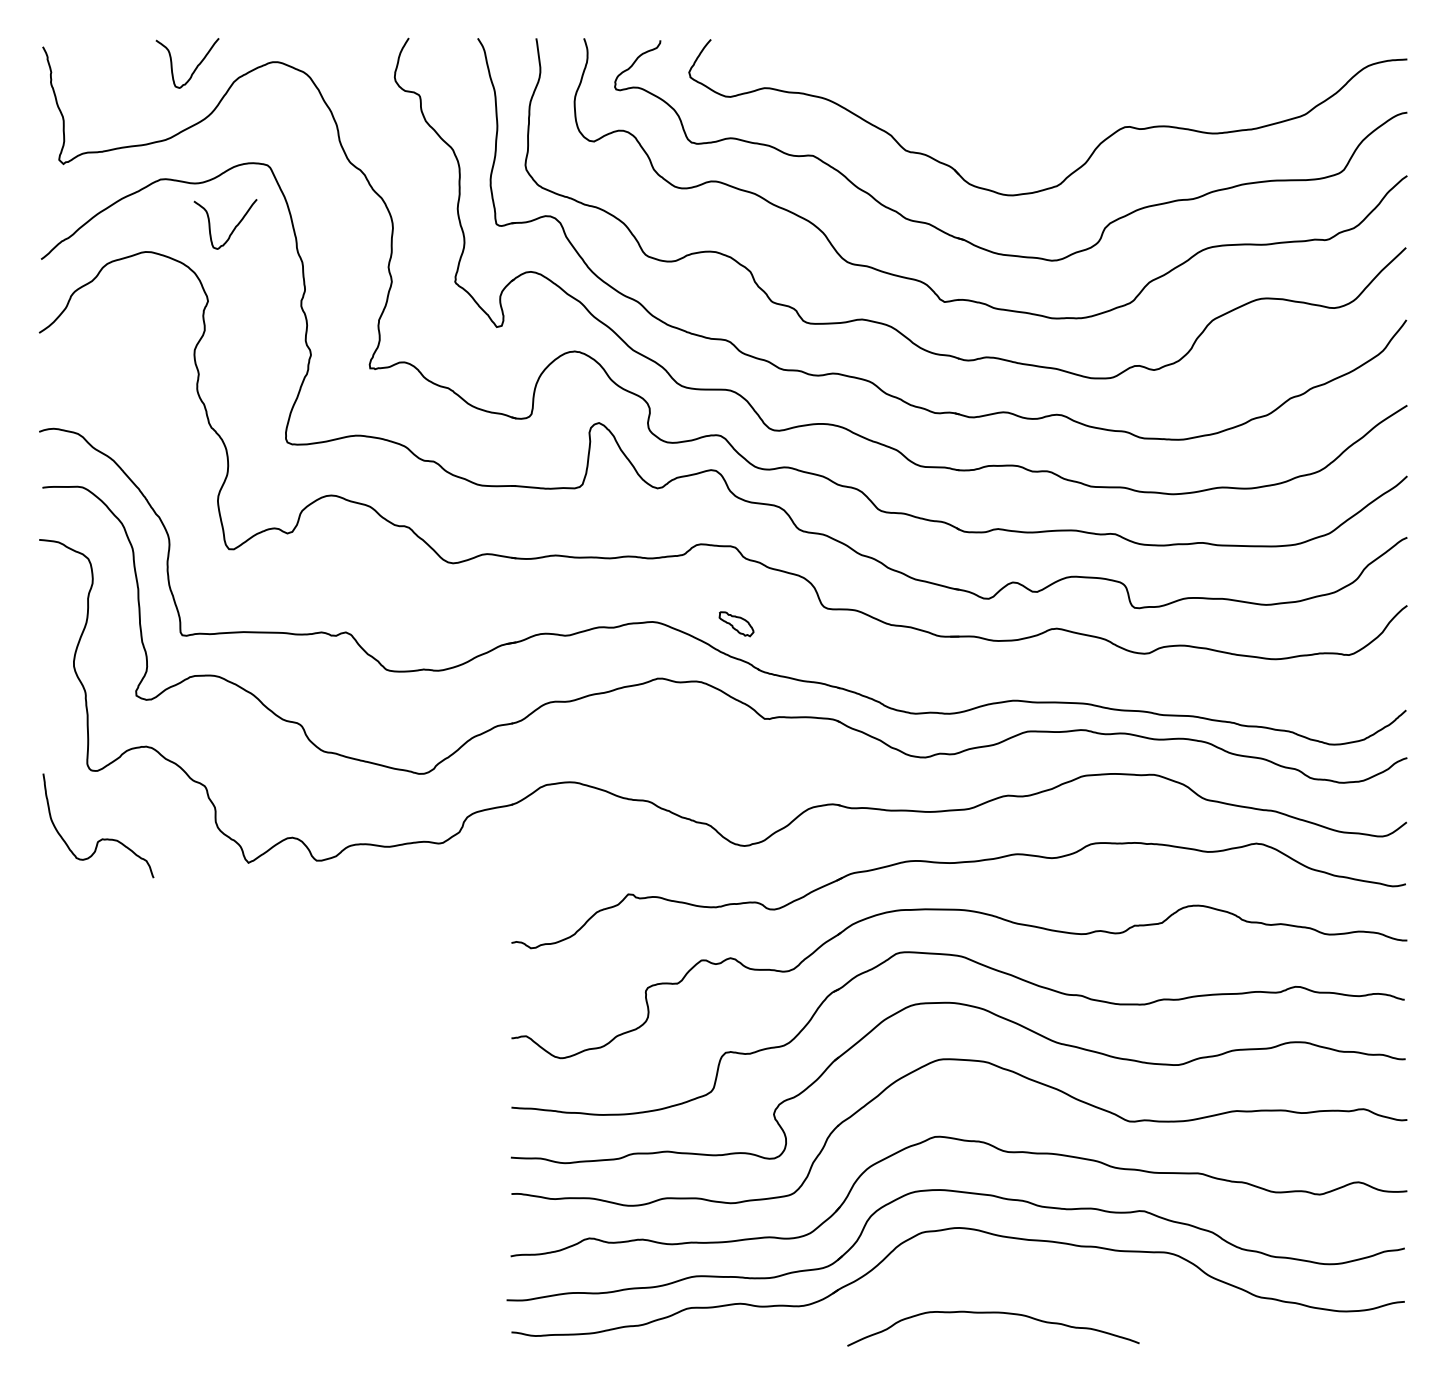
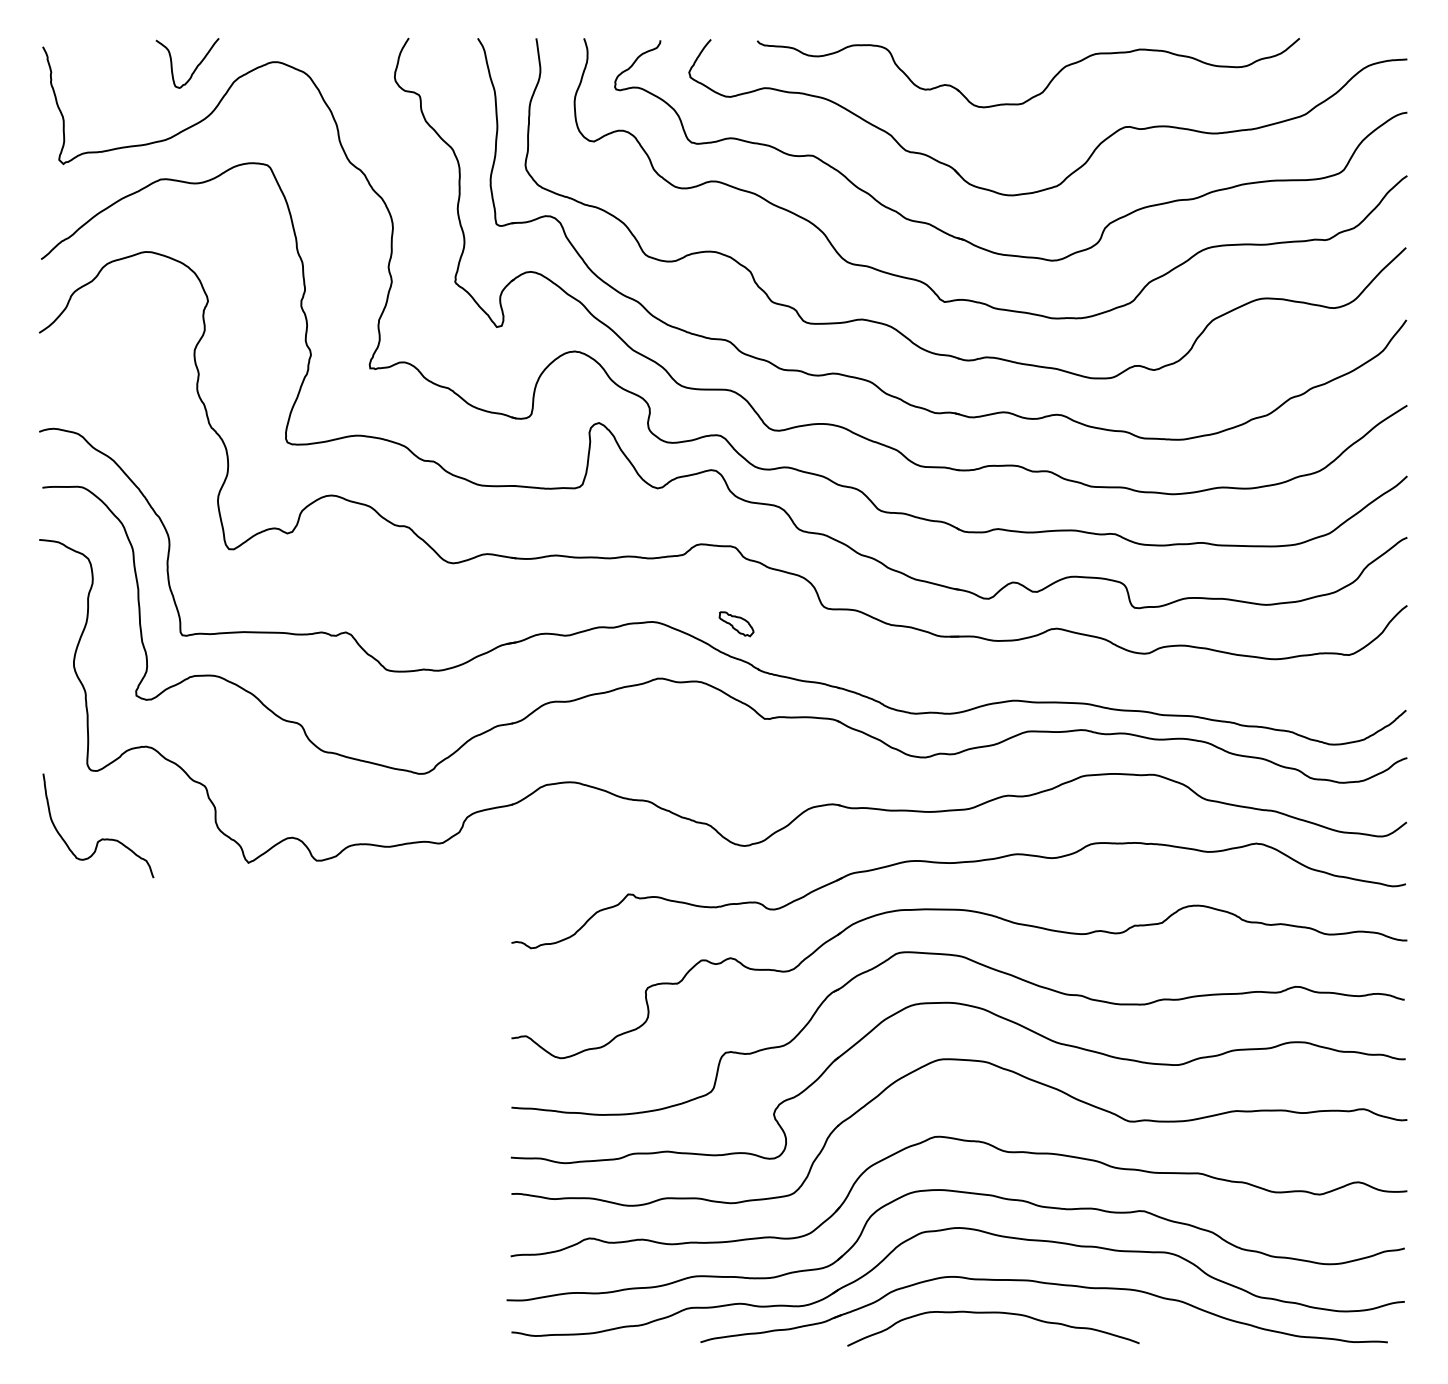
part: none -> present (1043, 89)
curve: present -> none (233, 228)
part: none -> present (1046, 1284)
